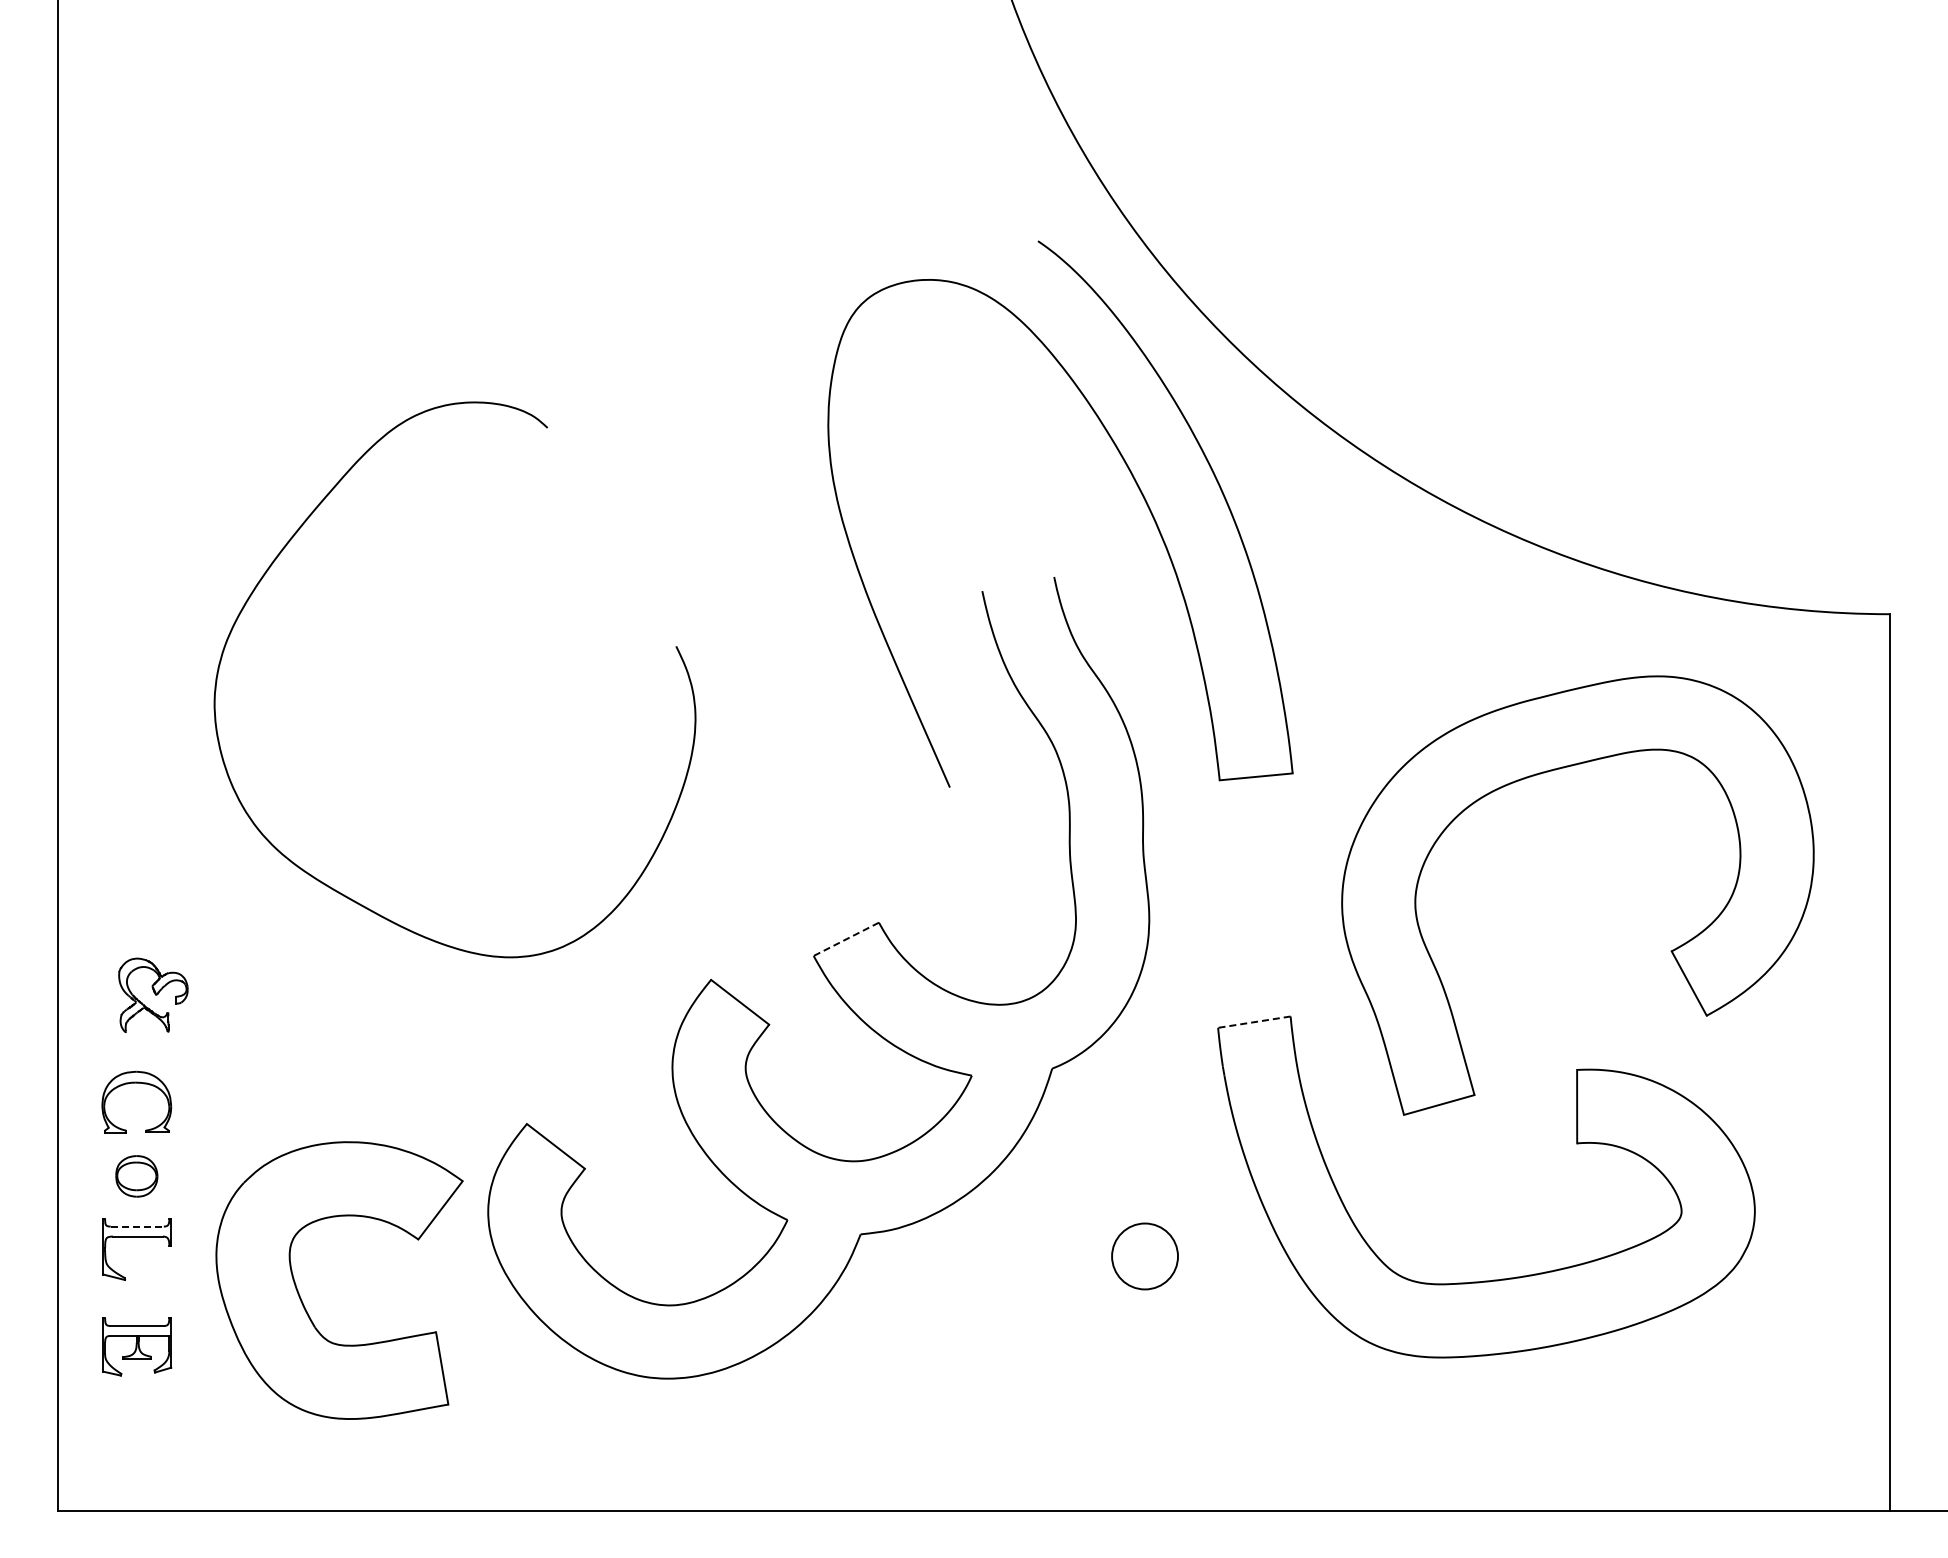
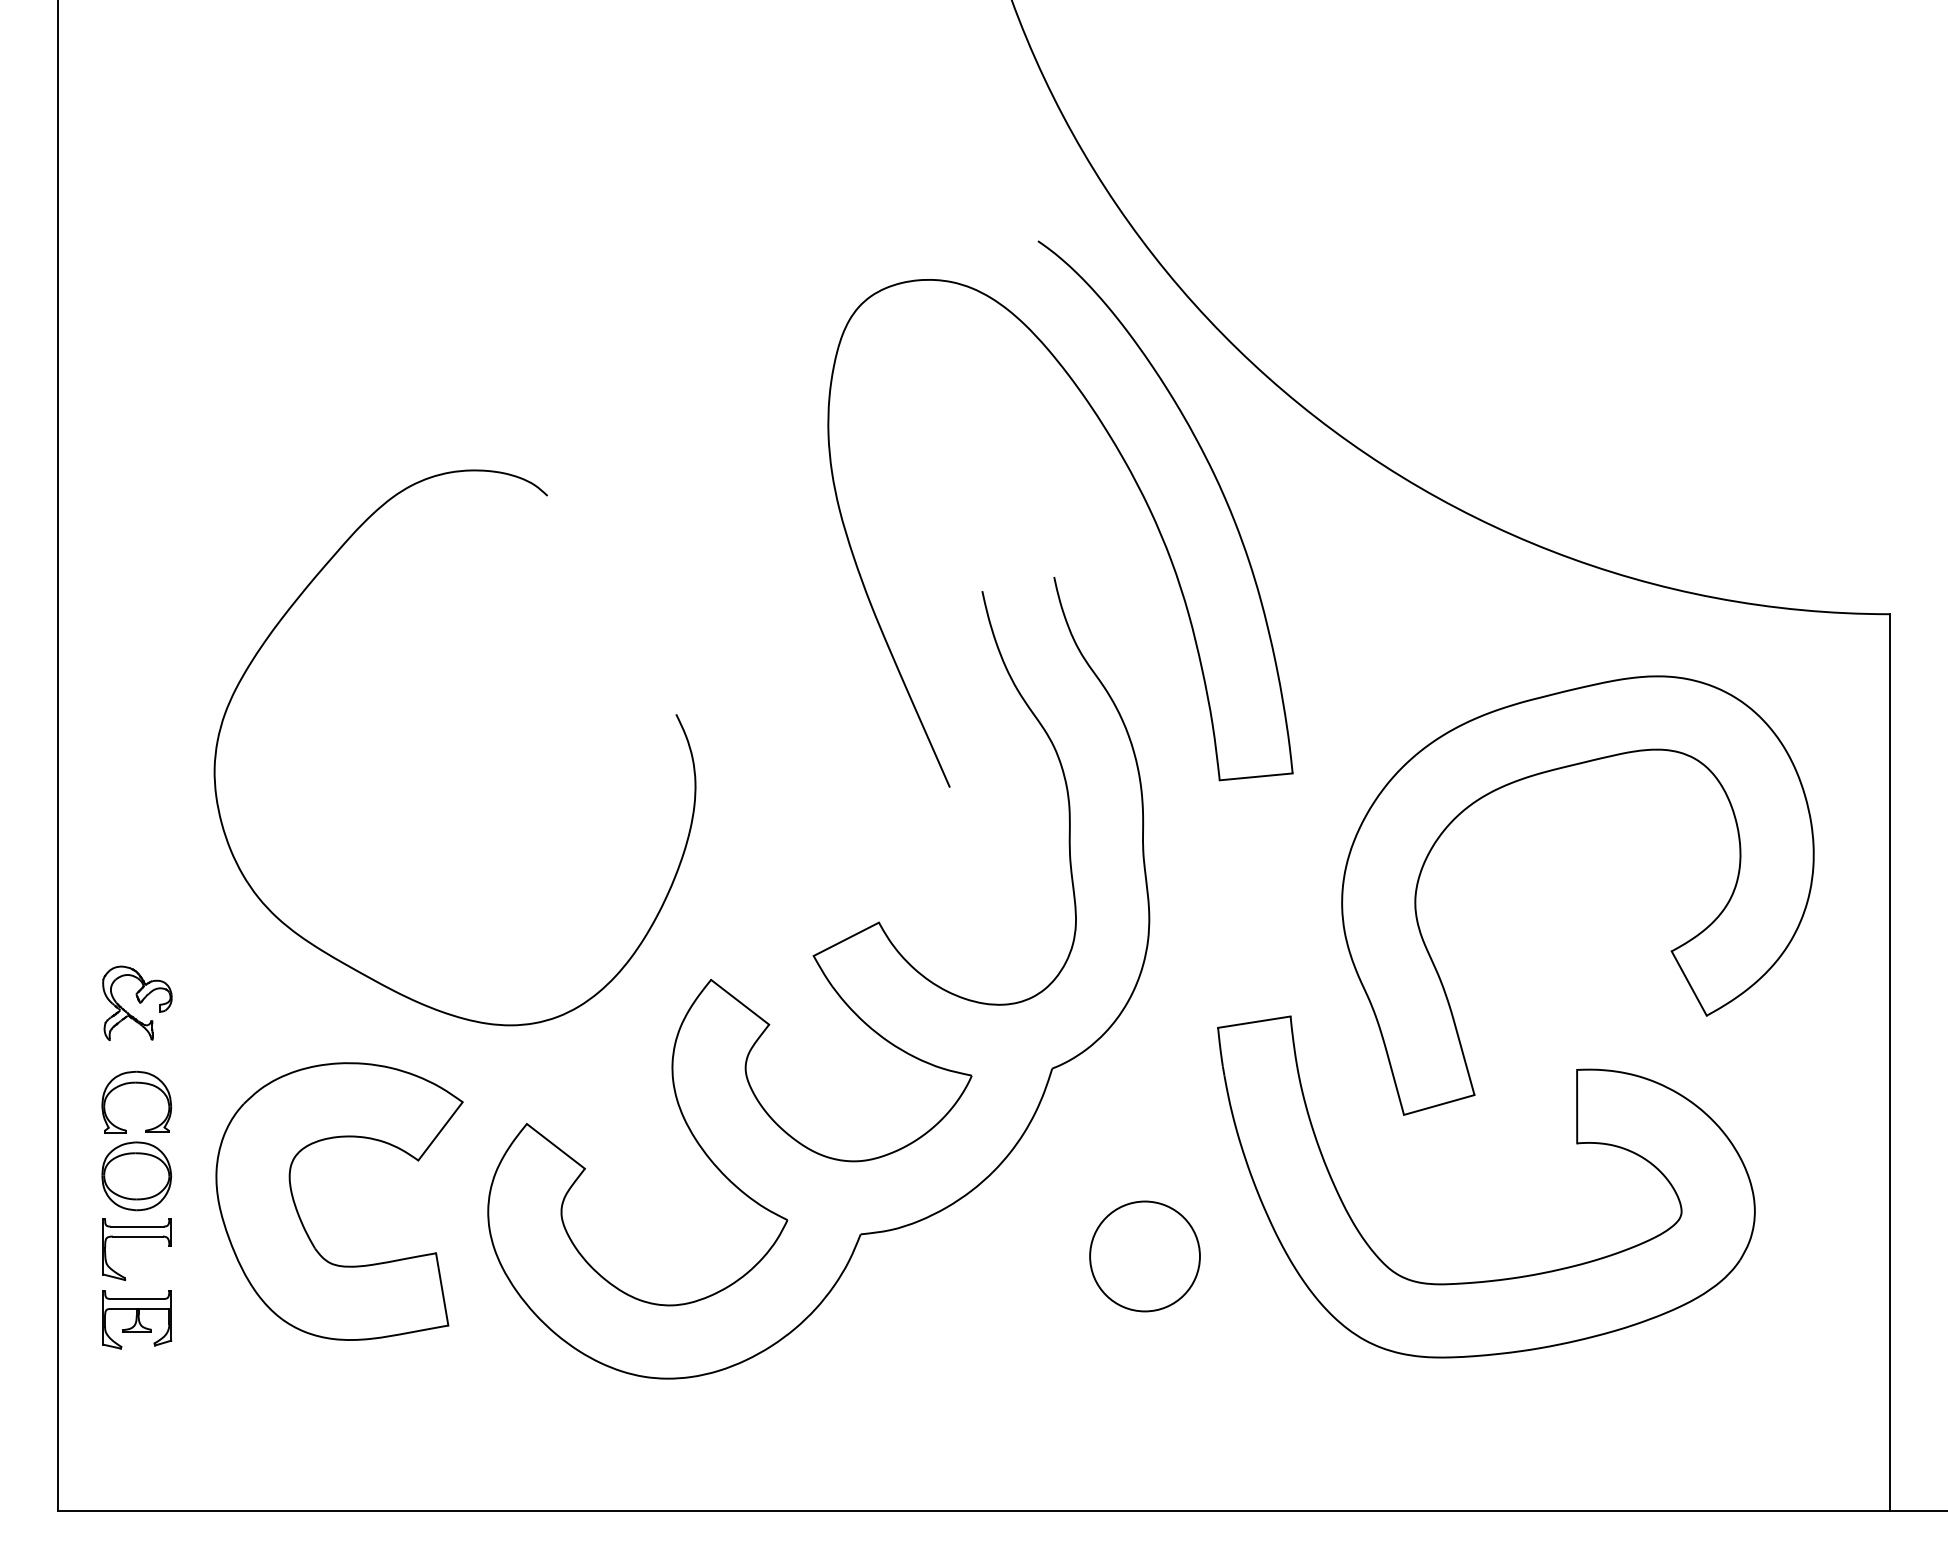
curve position: (287, 545) -> (287, 613) (287, 613)
line: dashed -> solid (846, 939)
part position: (153, 995) -> (137, 1003) (137, 1003)
line: dashed -> solid (1254, 1022)
part size: 44x43 px -> 72x71 px (136, 1176)
line: dashed -> solid (137, 1226)
circle diameter: 66 px -> 110 px (1144, 1256)
part position: (300, 1295) -> (300, 1216) (300, 1216)
part position: (137, 1346) -> (137, 1319) (137, 1319)
